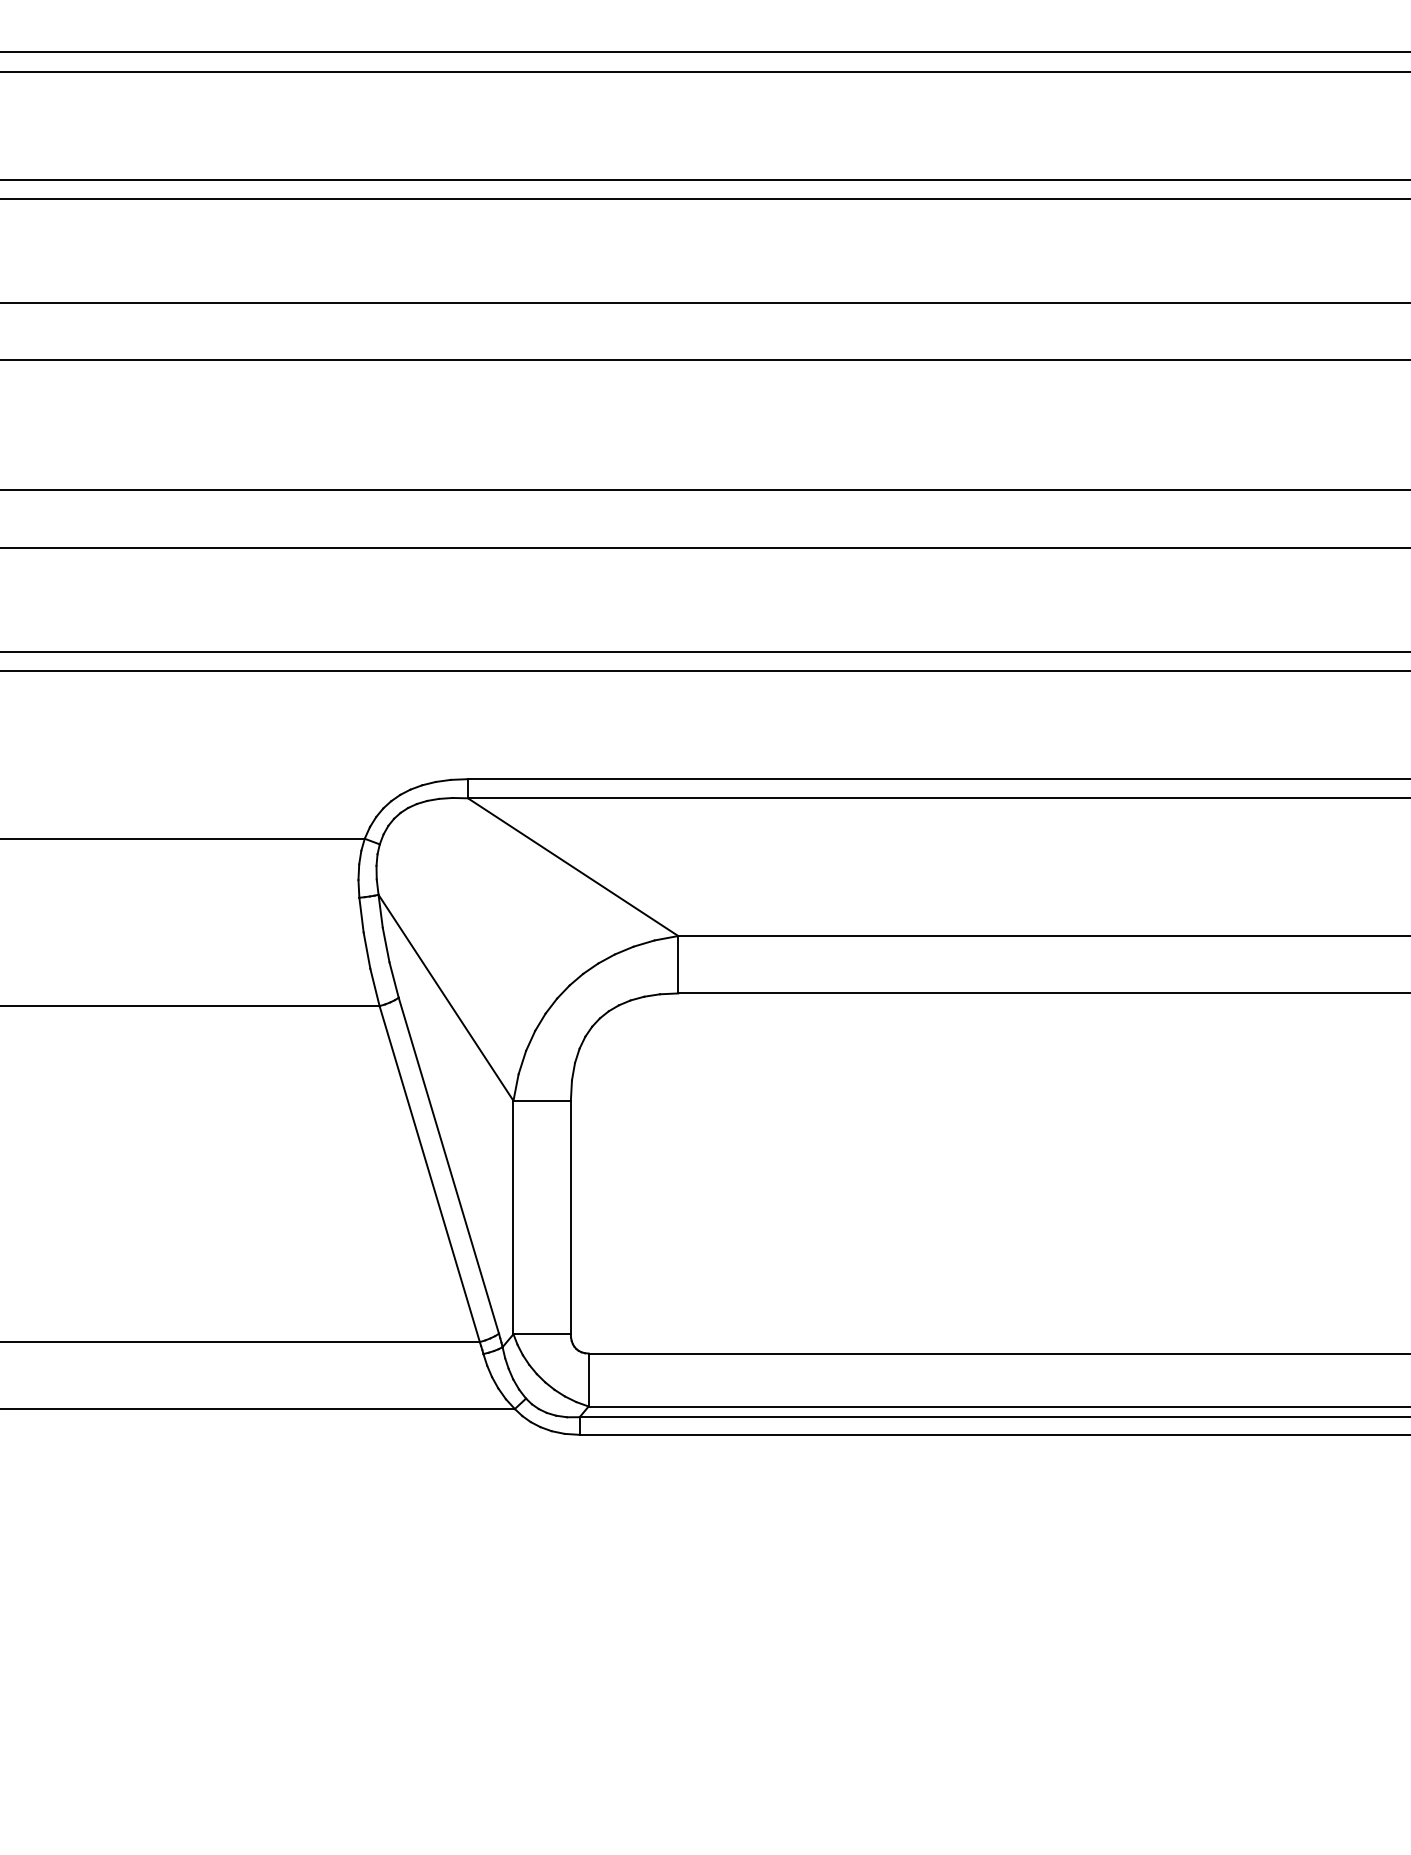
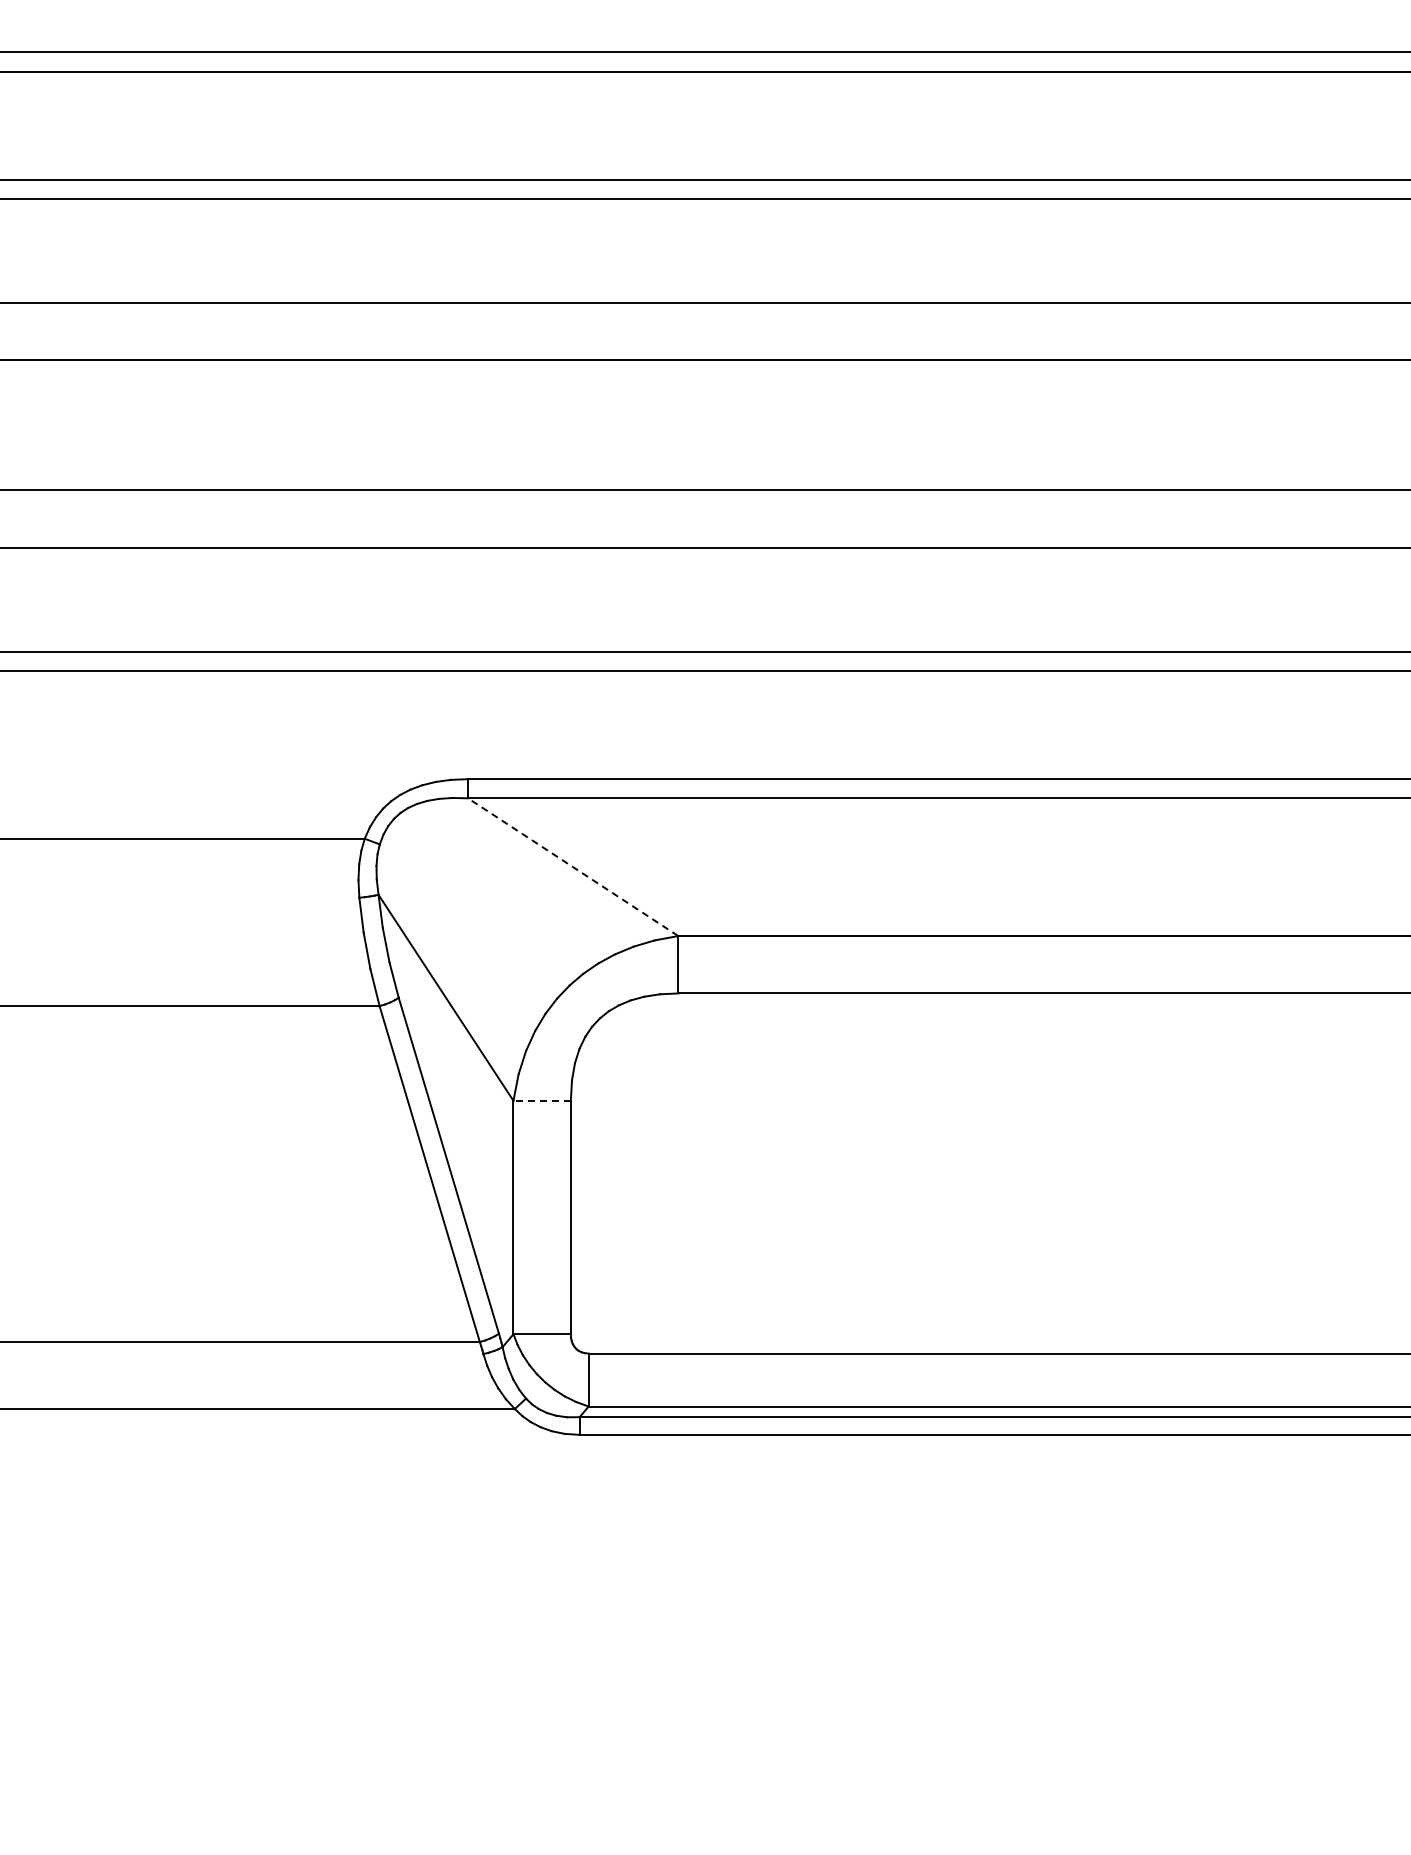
line: solid -> dashed (573, 867)
line: solid -> dashed (542, 1100)
